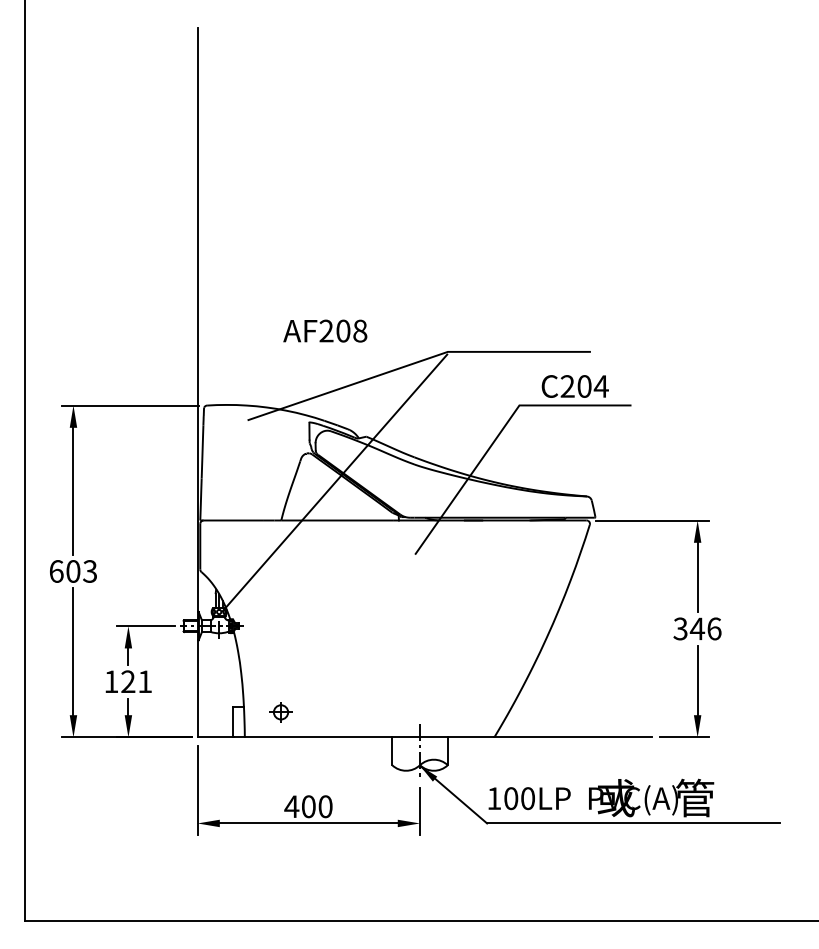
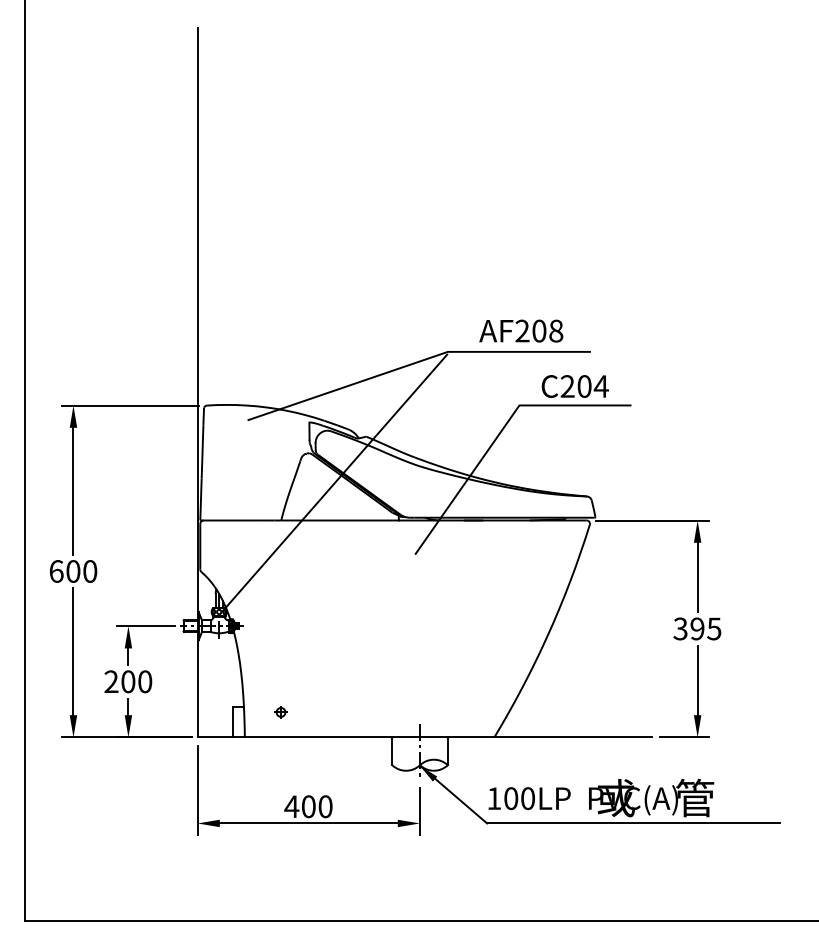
text position: (325, 330) -> (521, 330) (521, 330)
text: 603 -> 600 (90, 571)
text: 346 -> 395 (705, 628)
text: 121 -> 200 (128, 681)
part size: 24x21 px -> 14x13 px (280, 712)
